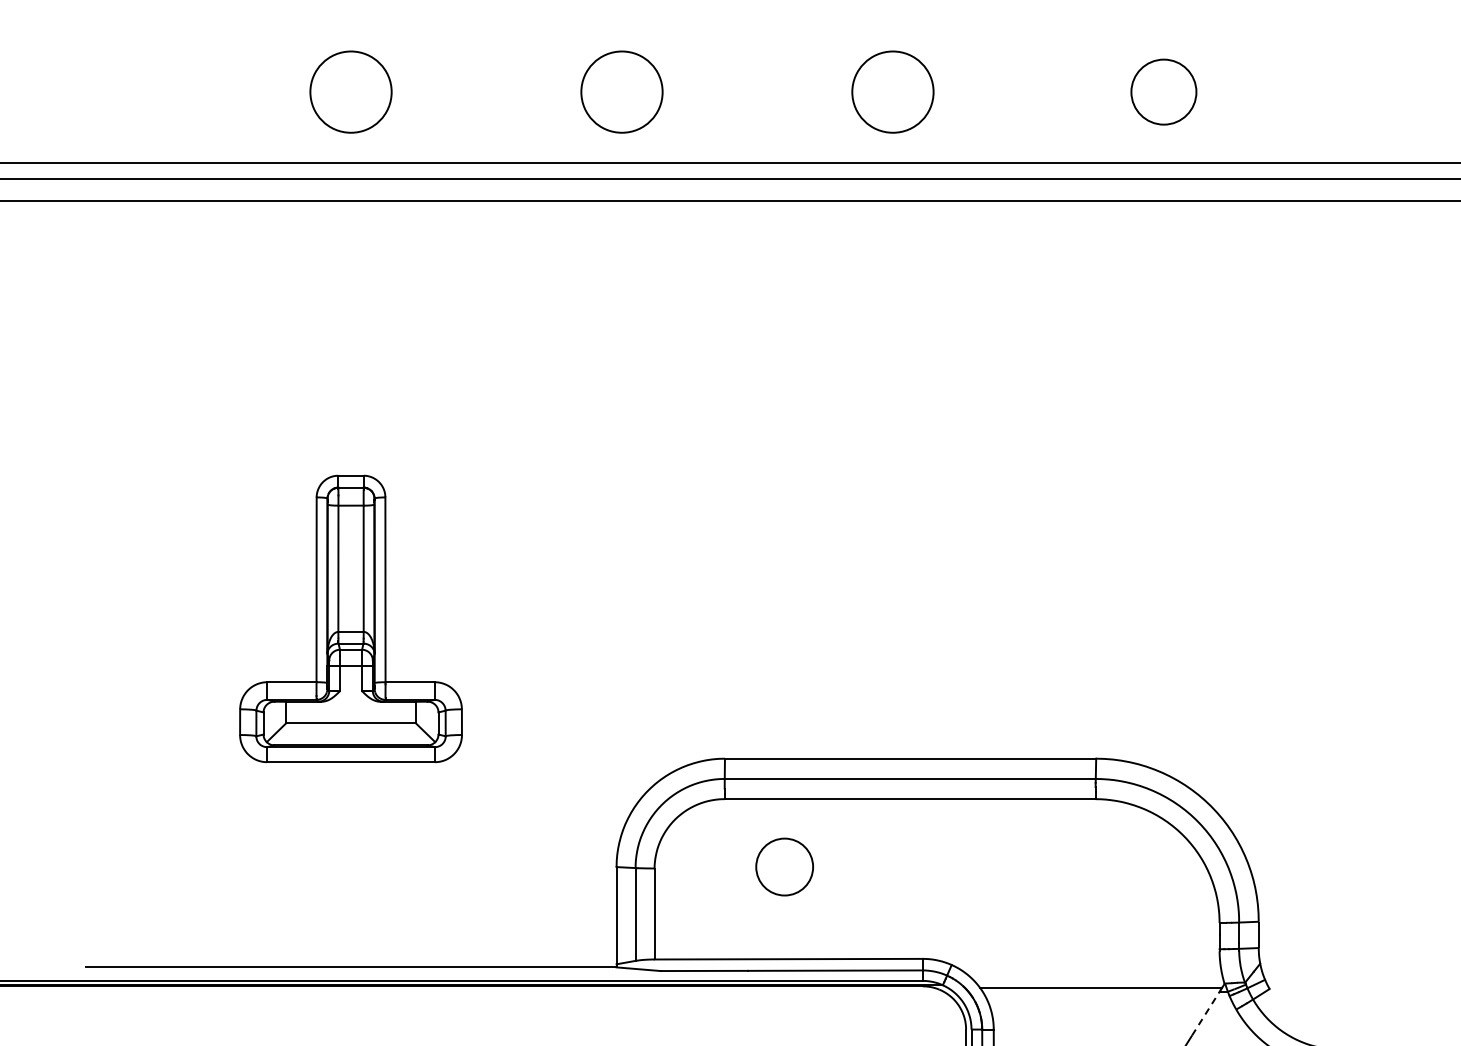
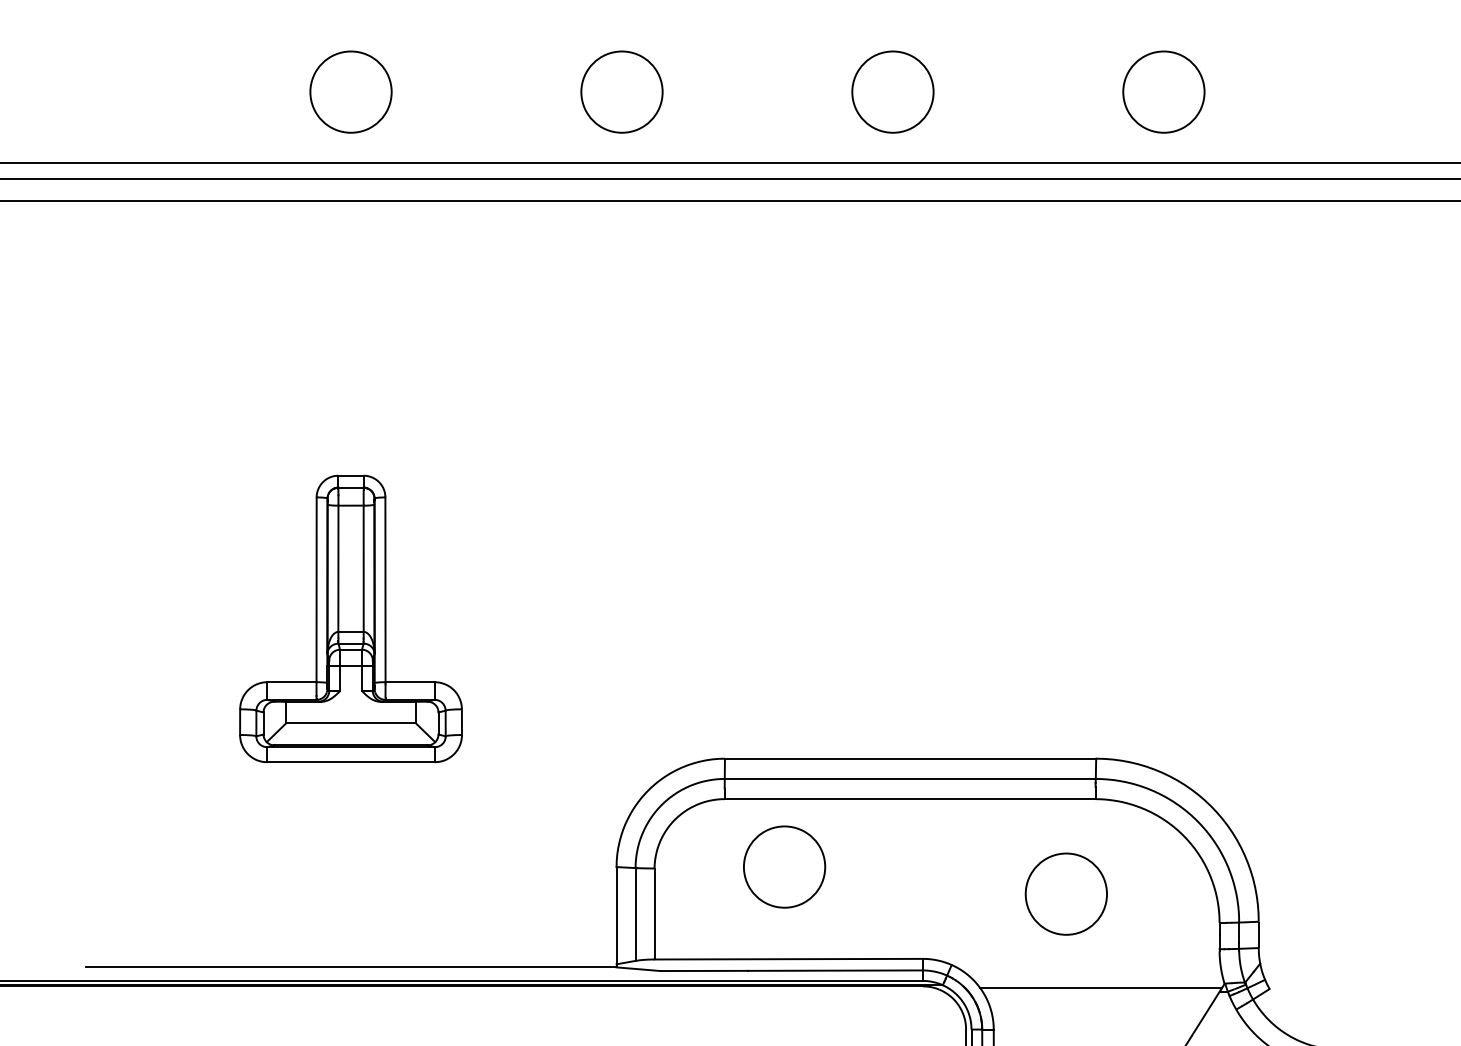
circle diameter: 65 px -> 81 px (1163, 91)
circle size: 59x60 px -> 84x84 px (784, 866)
circle: none -> present (1065, 893)
line: dashed -> solid (1206, 1012)
